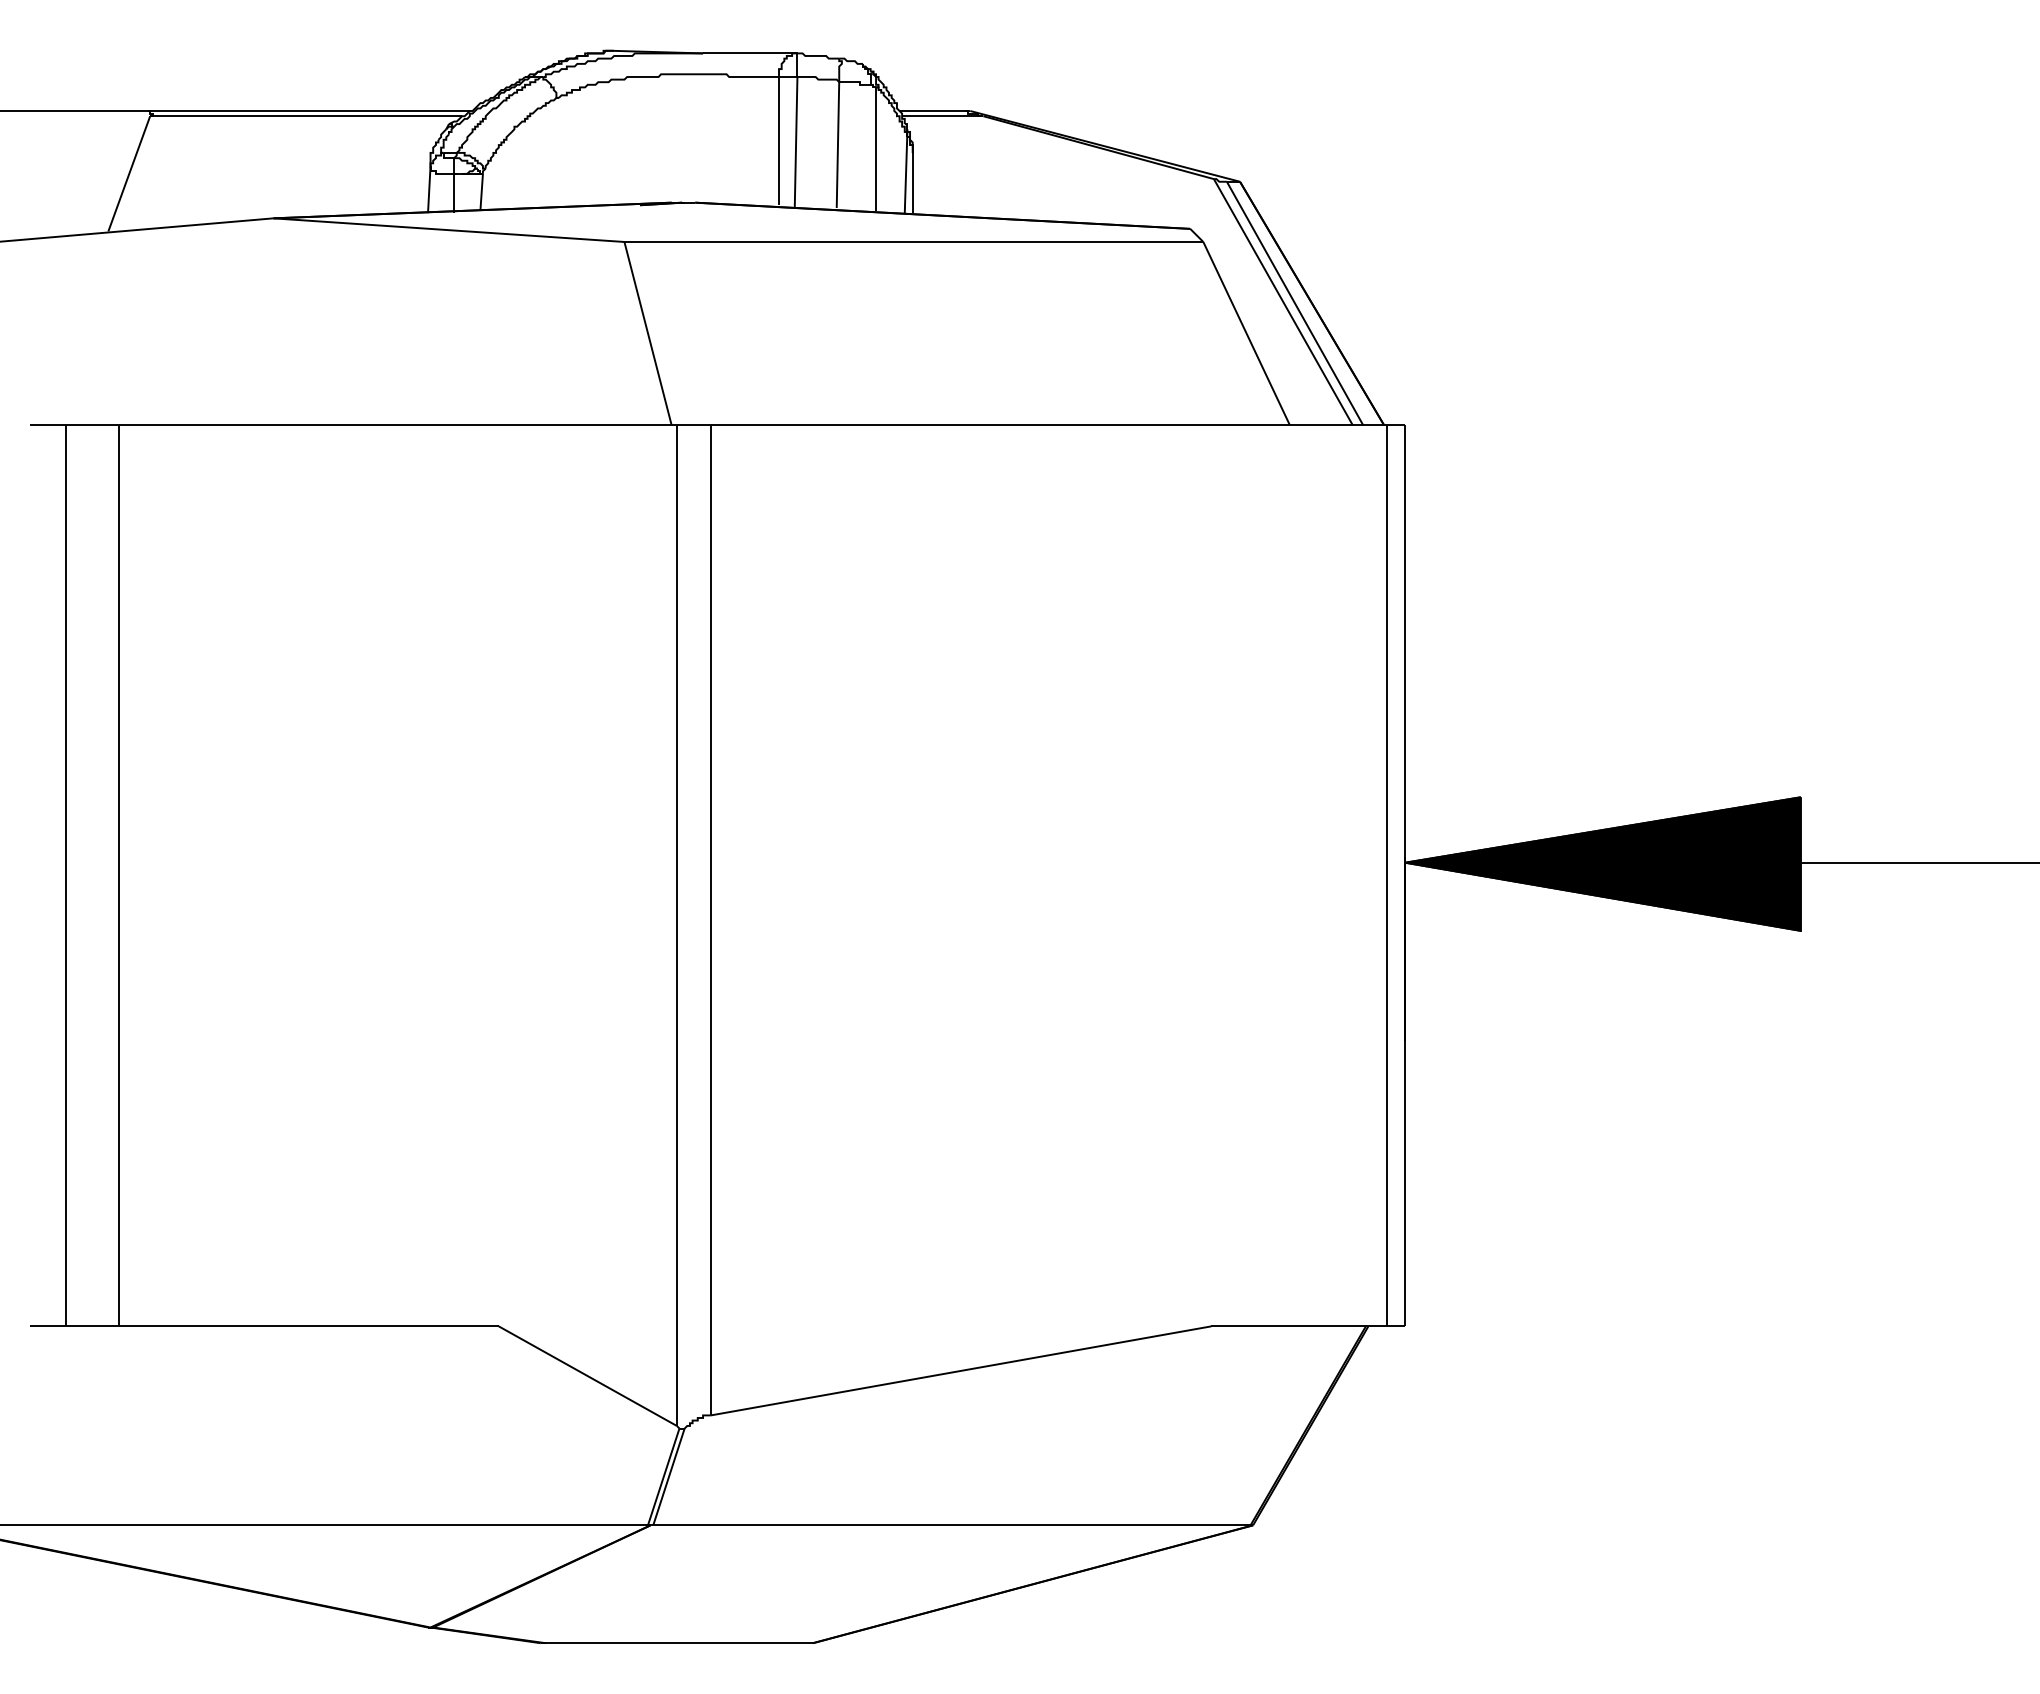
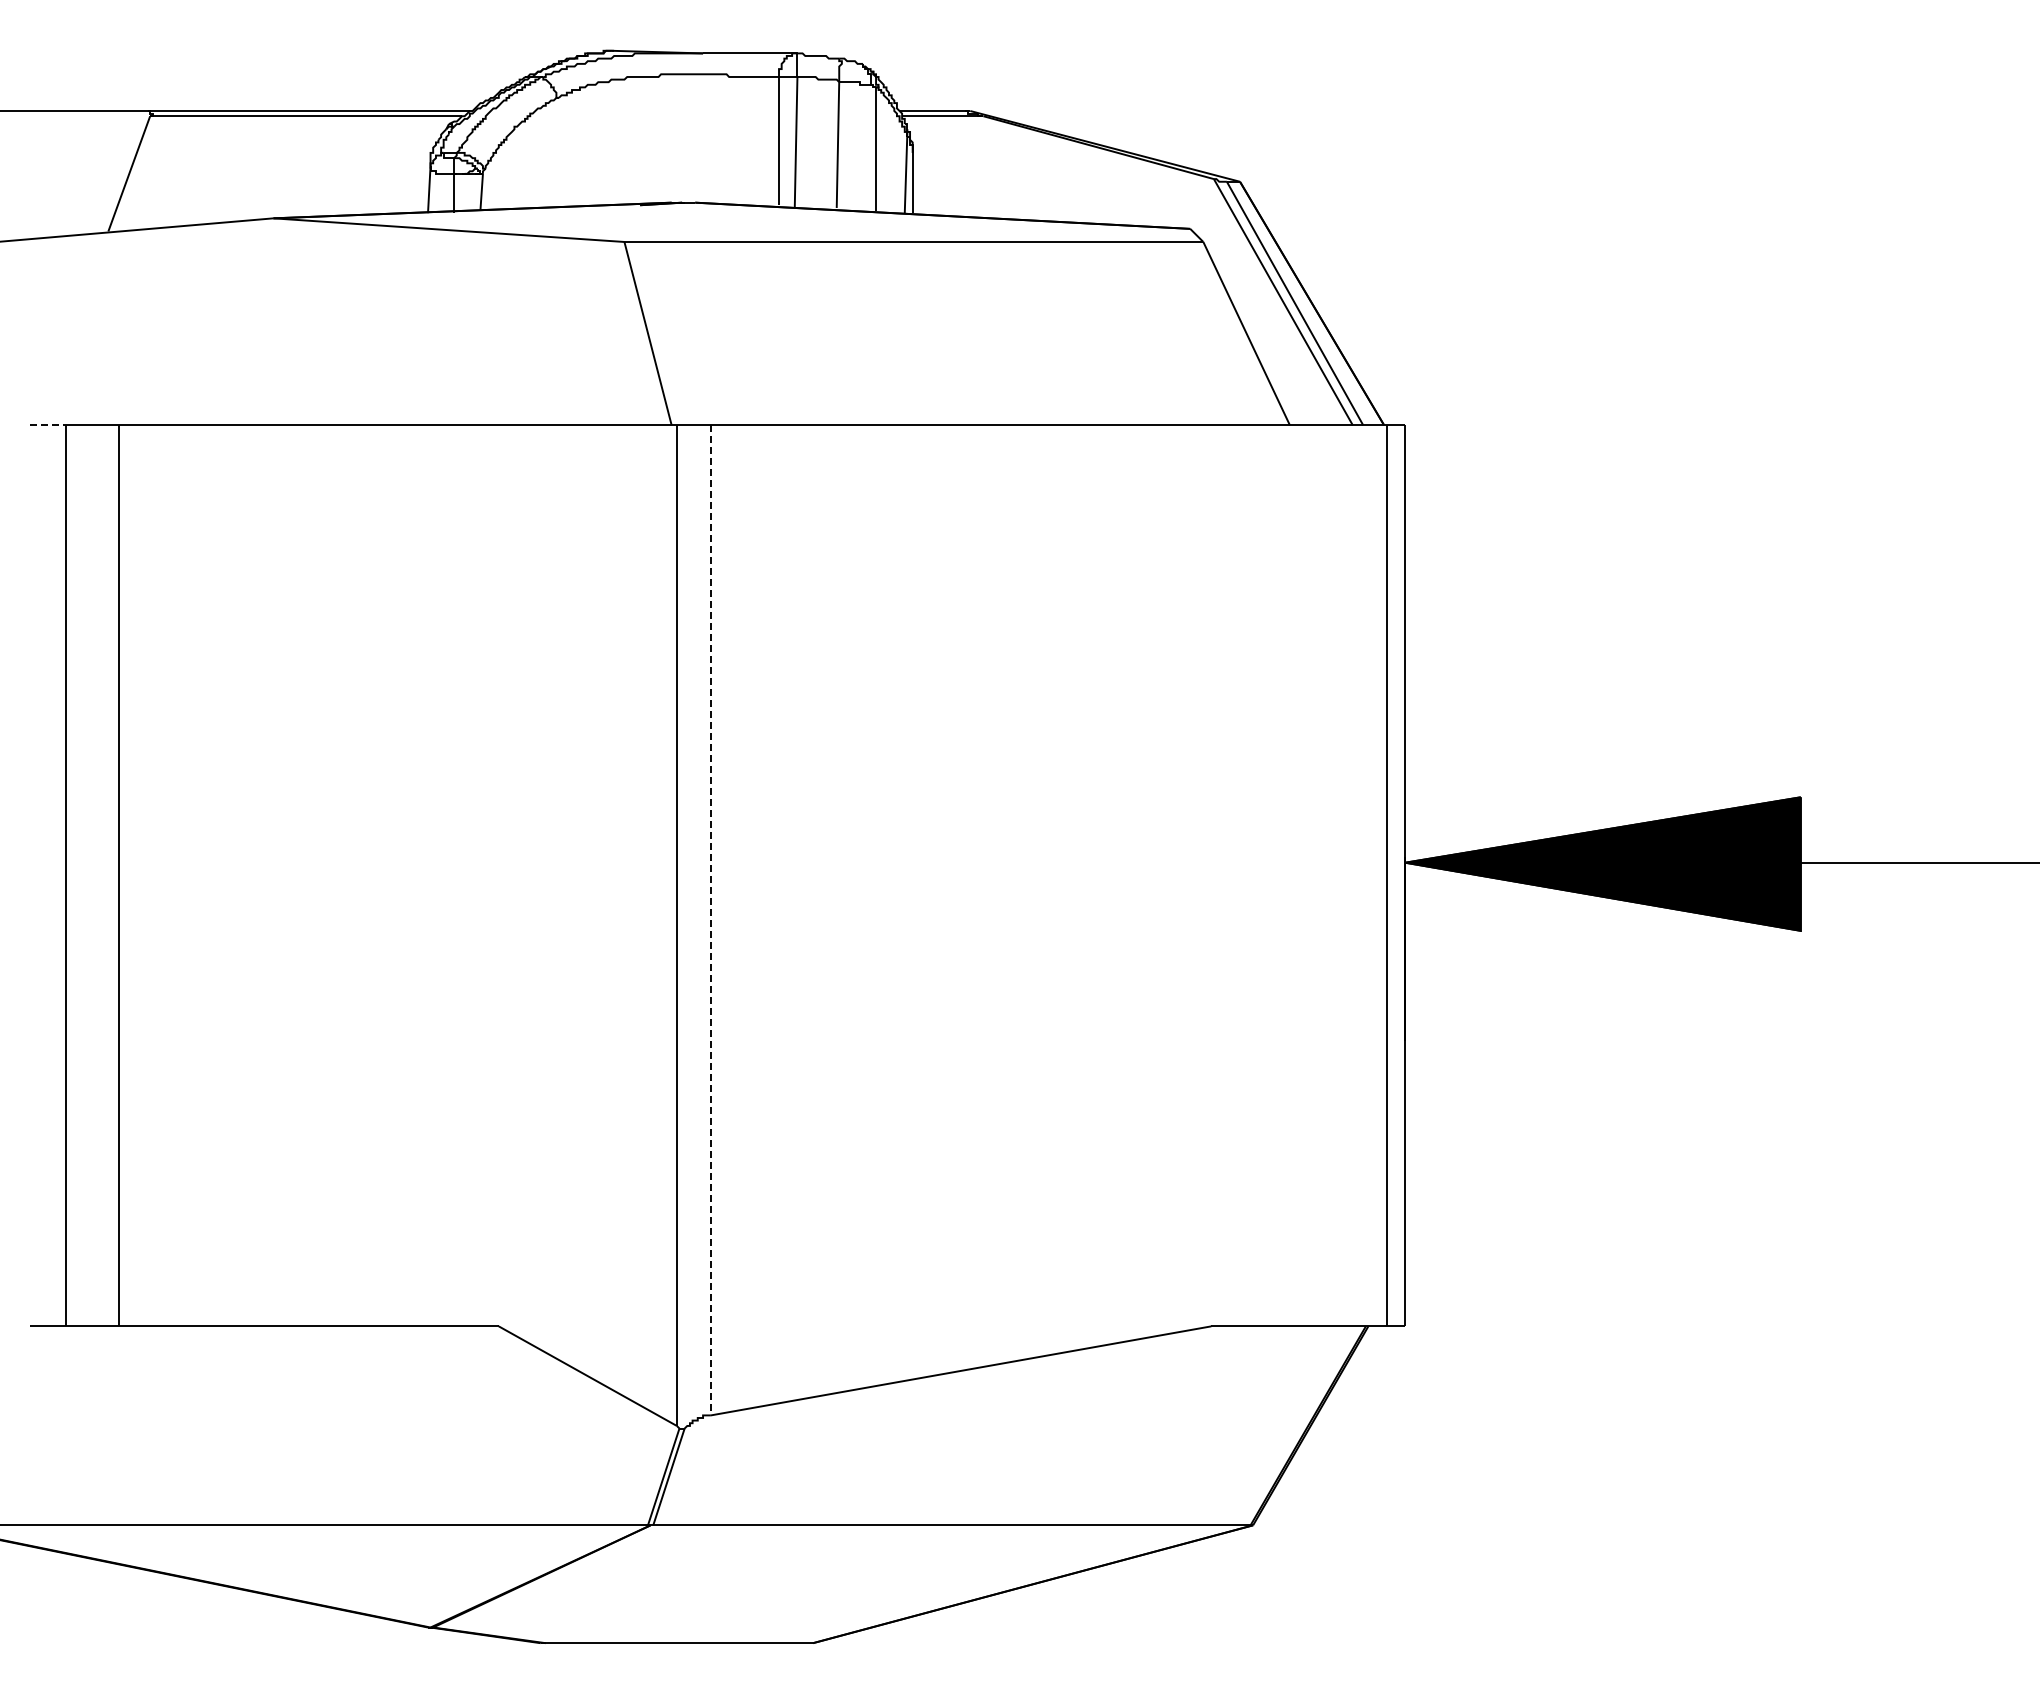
line: solid -> dashed (48, 425)
line: solid -> dashed (710, 920)
